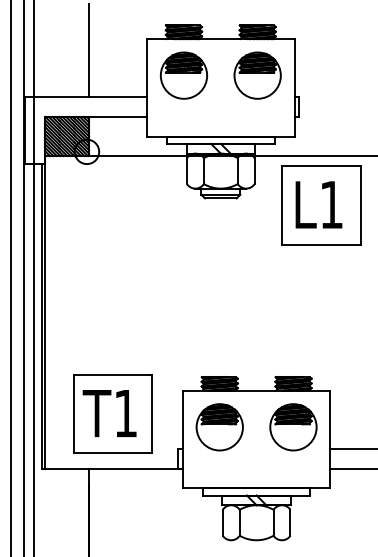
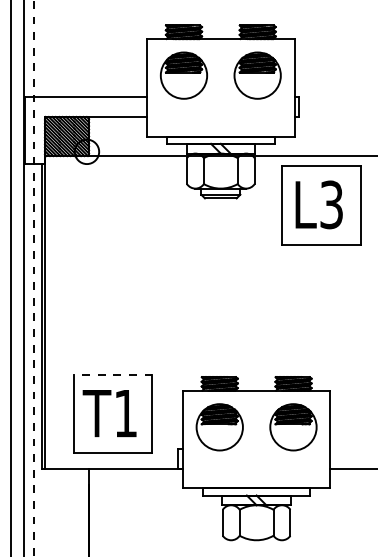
line: present -> none (89, 50)
text: L1 -> L3 (331, 204)
line: solid -> dashed (34, 278)
line: solid -> dashed (112, 374)
line: present -> none (352, 449)
